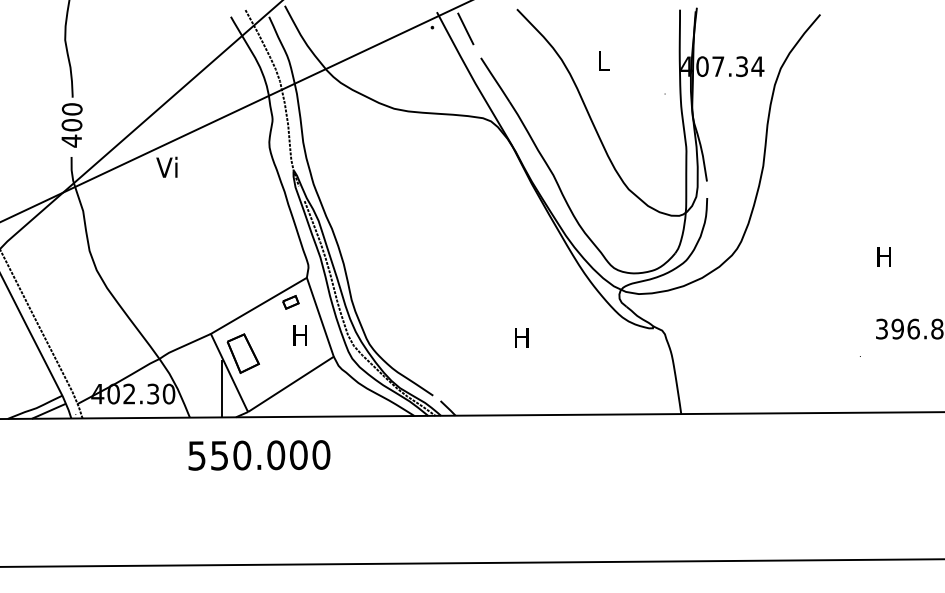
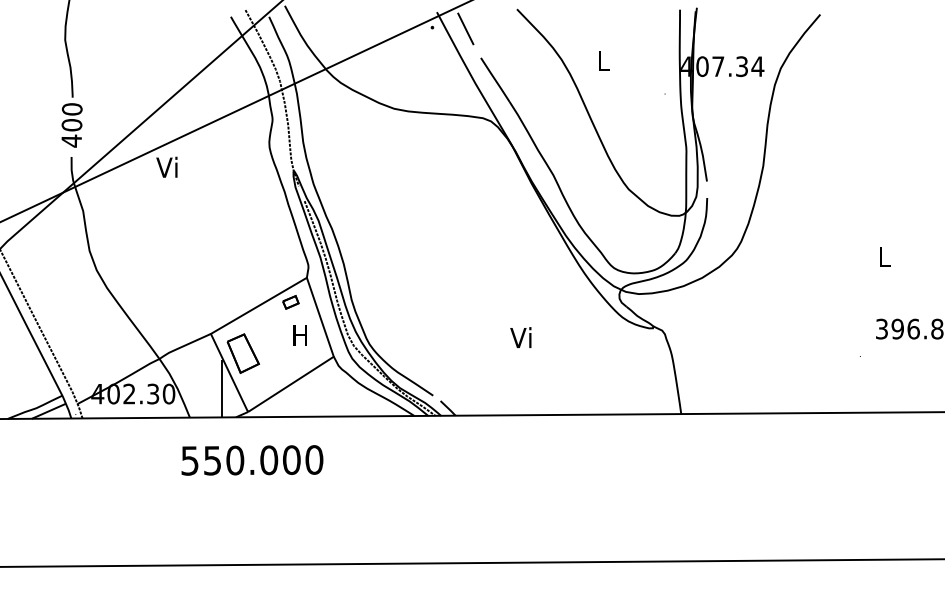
text: H -> L (883, 256)
text: H -> Vi (520, 337)
text position: (259, 455) -> (252, 460) (252, 460)
